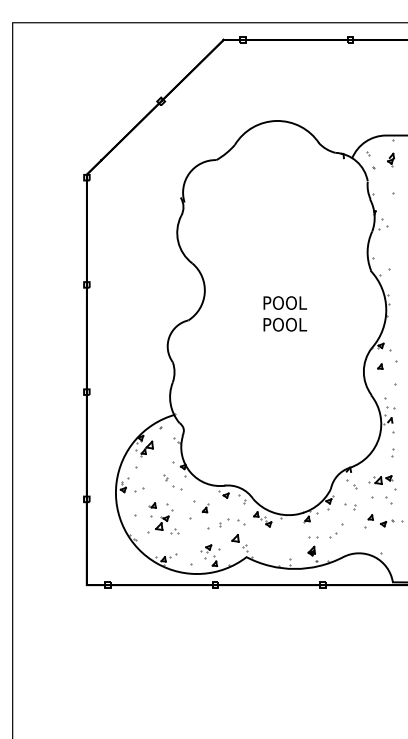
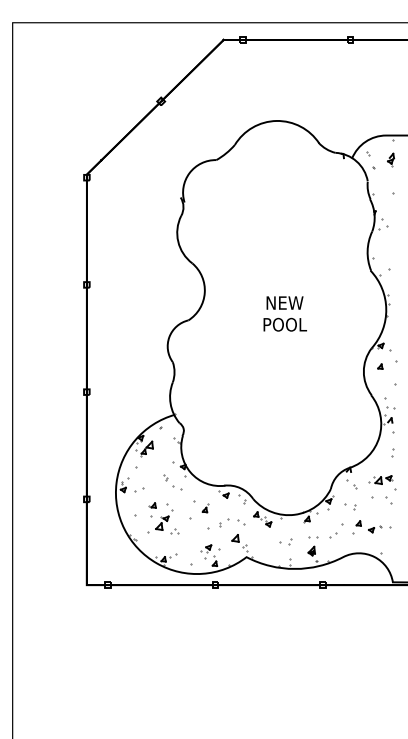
text: POOL -> NEW (284, 302)
part position: (383, 521) -> (371, 527) (371, 527)
part: none -> present (285, 541)
